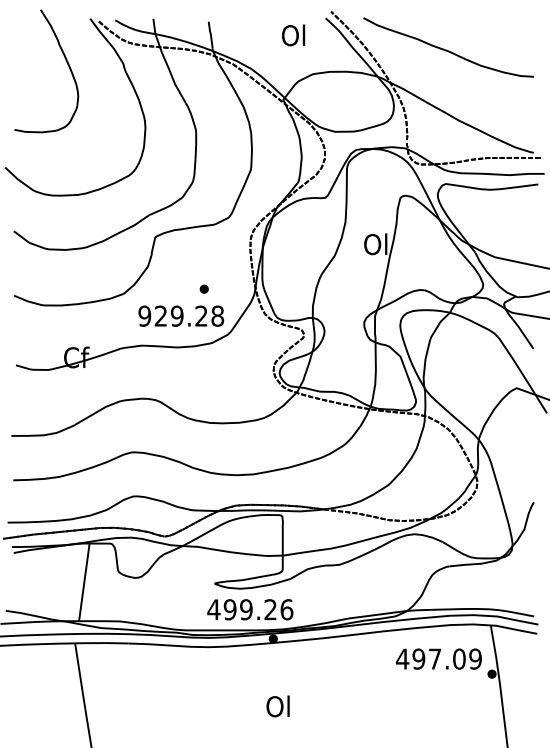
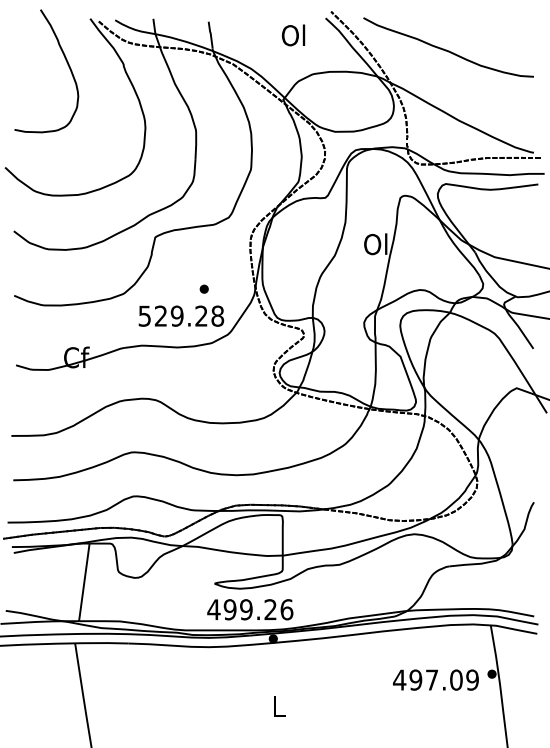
text: 929.28 -> 529.28 (144, 315)
text position: (438, 658) -> (435, 679) (435, 679)
text: Ol -> L (277, 706)
